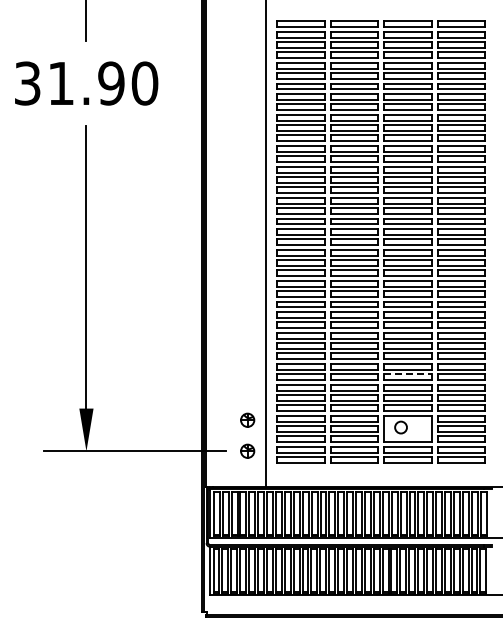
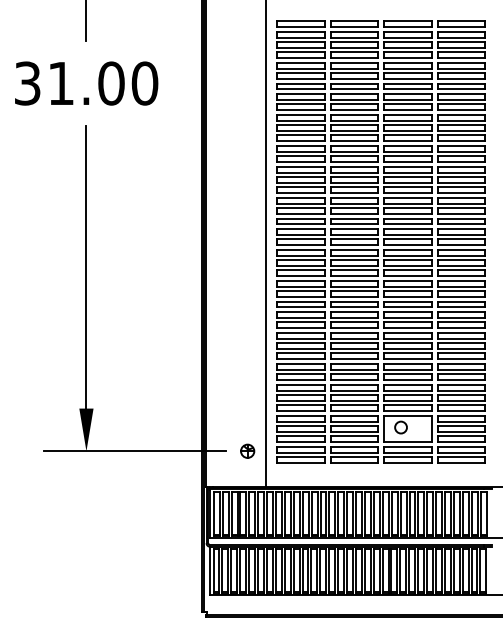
text: 31.90 -> 31.00 (111, 83)
line: dashed -> solid (407, 374)
part: present -> none (247, 419)
